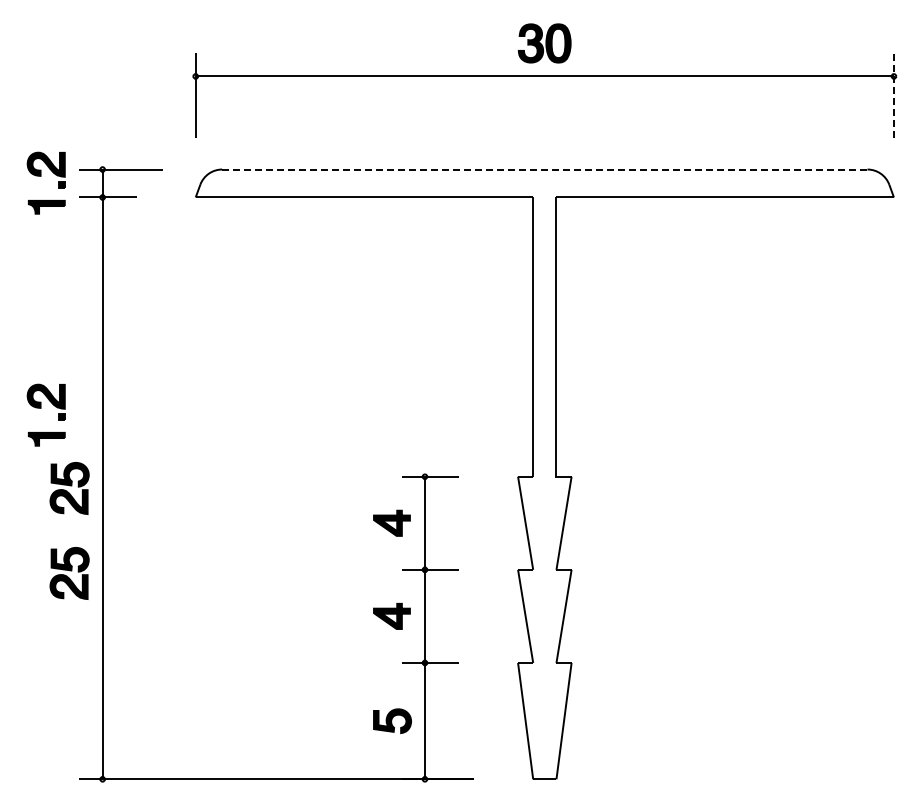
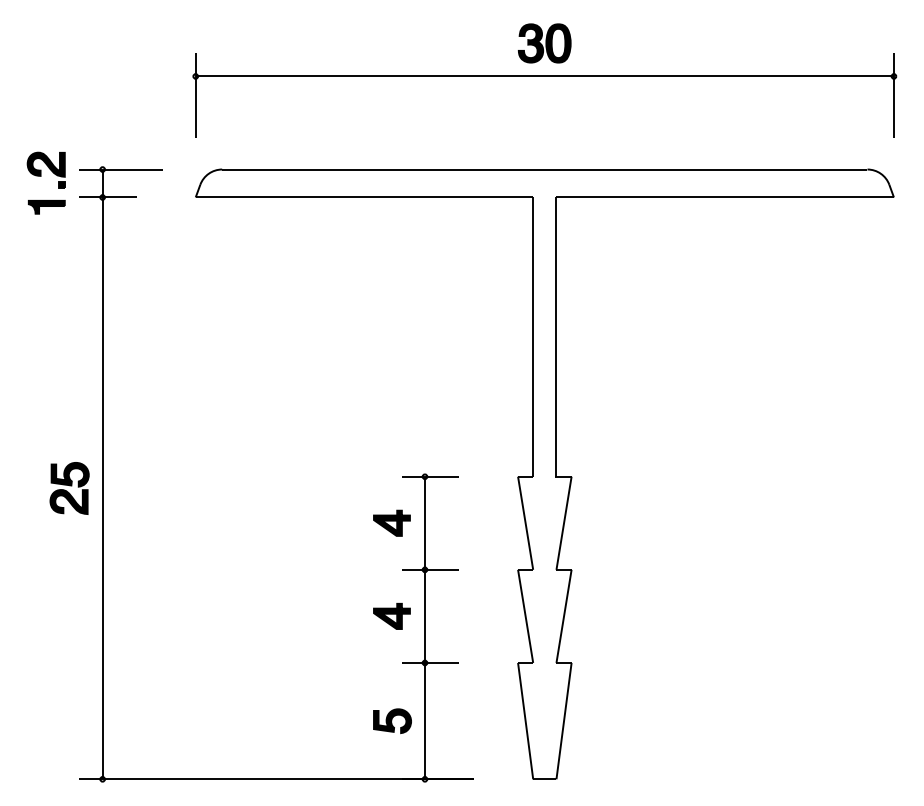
line: dashed -> solid (893, 95)
line: dashed -> solid (544, 169)
part: present -> none (41, 408)
part: present -> none (69, 573)
